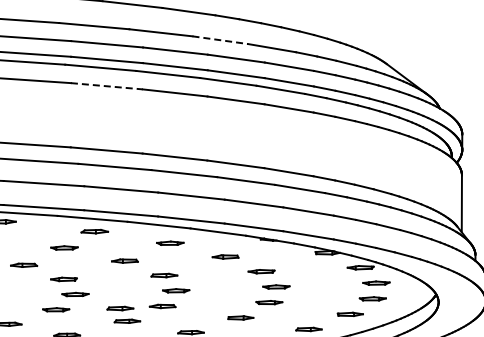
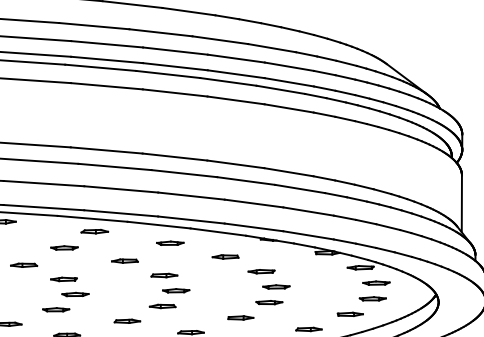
line: dashed -> solid (220, 40)
line: dashed -> solid (107, 86)
part: present -> none (120, 308)
